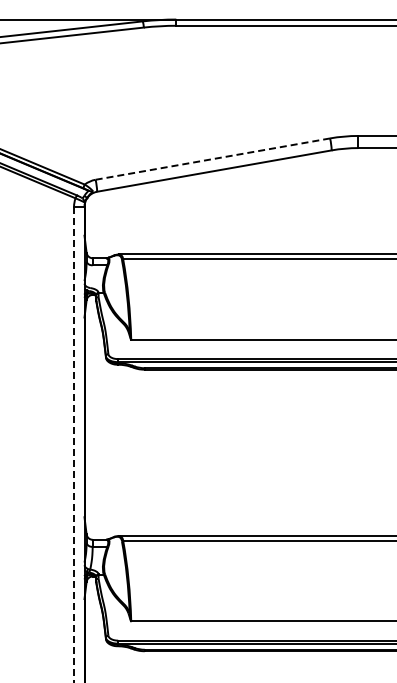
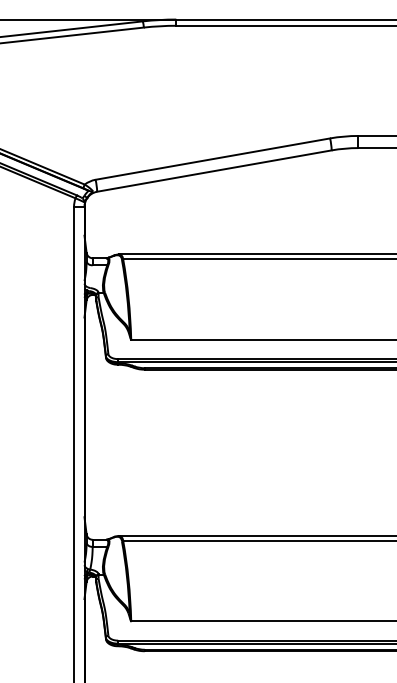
line: dashed -> solid (212, 159)
line: dashed -> solid (74, 444)
